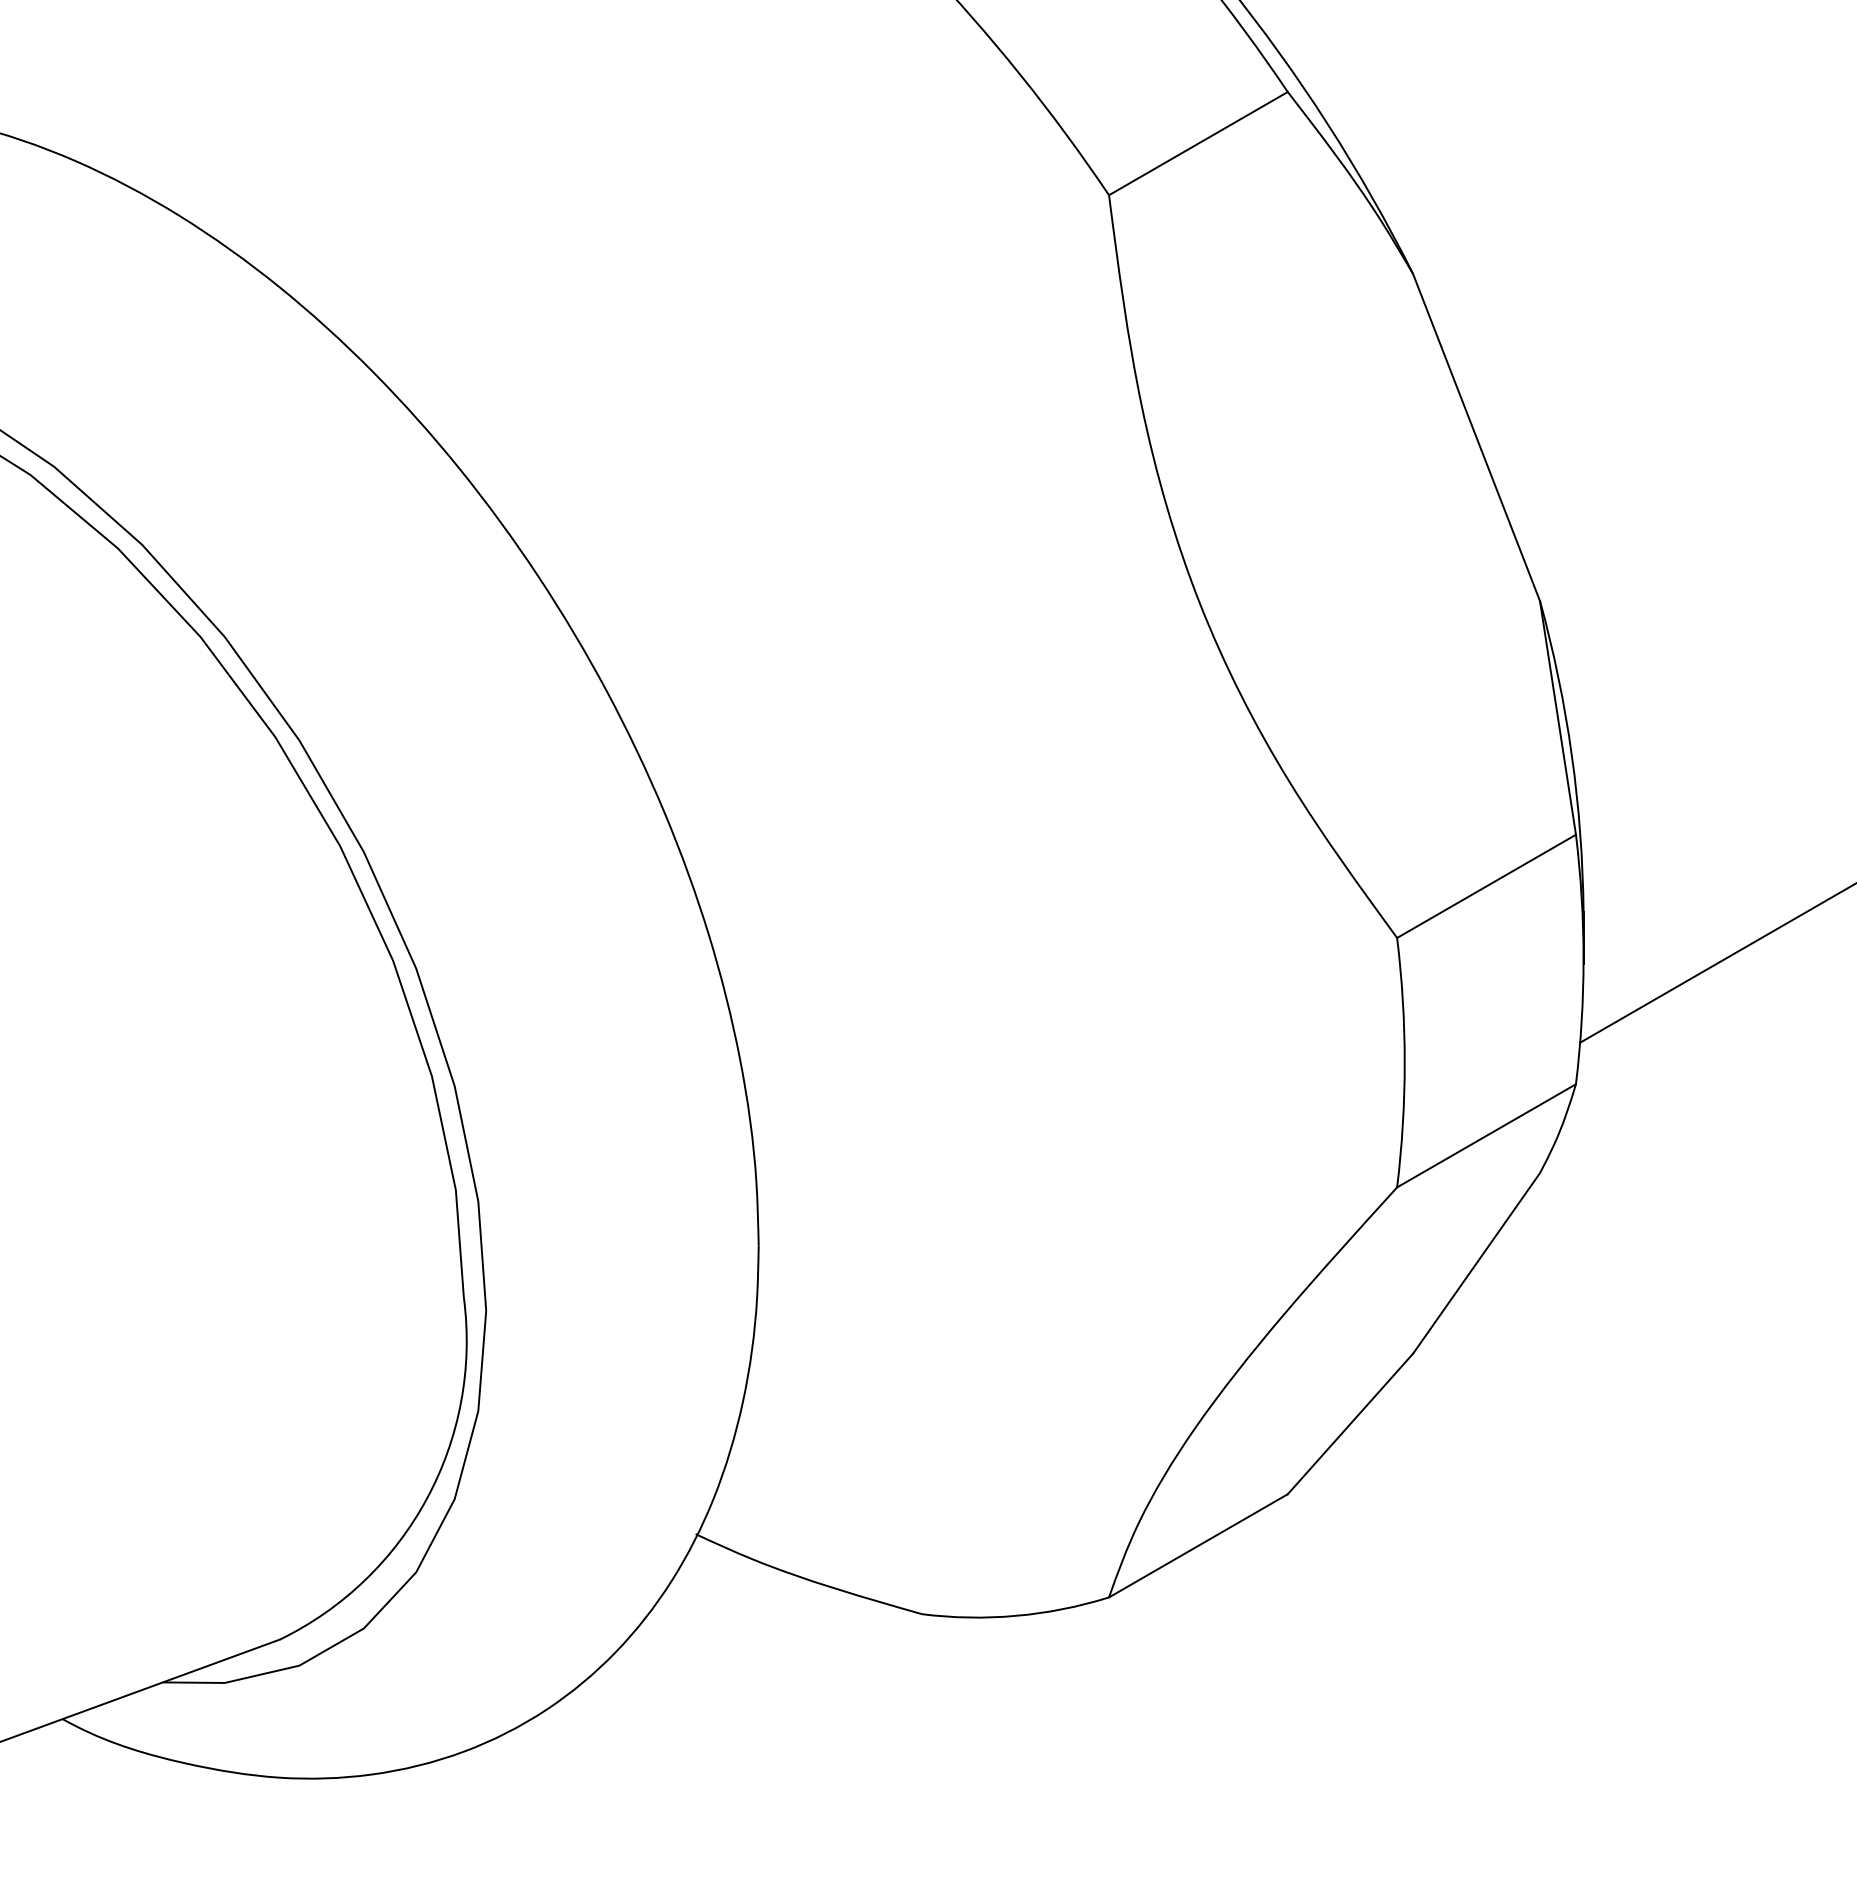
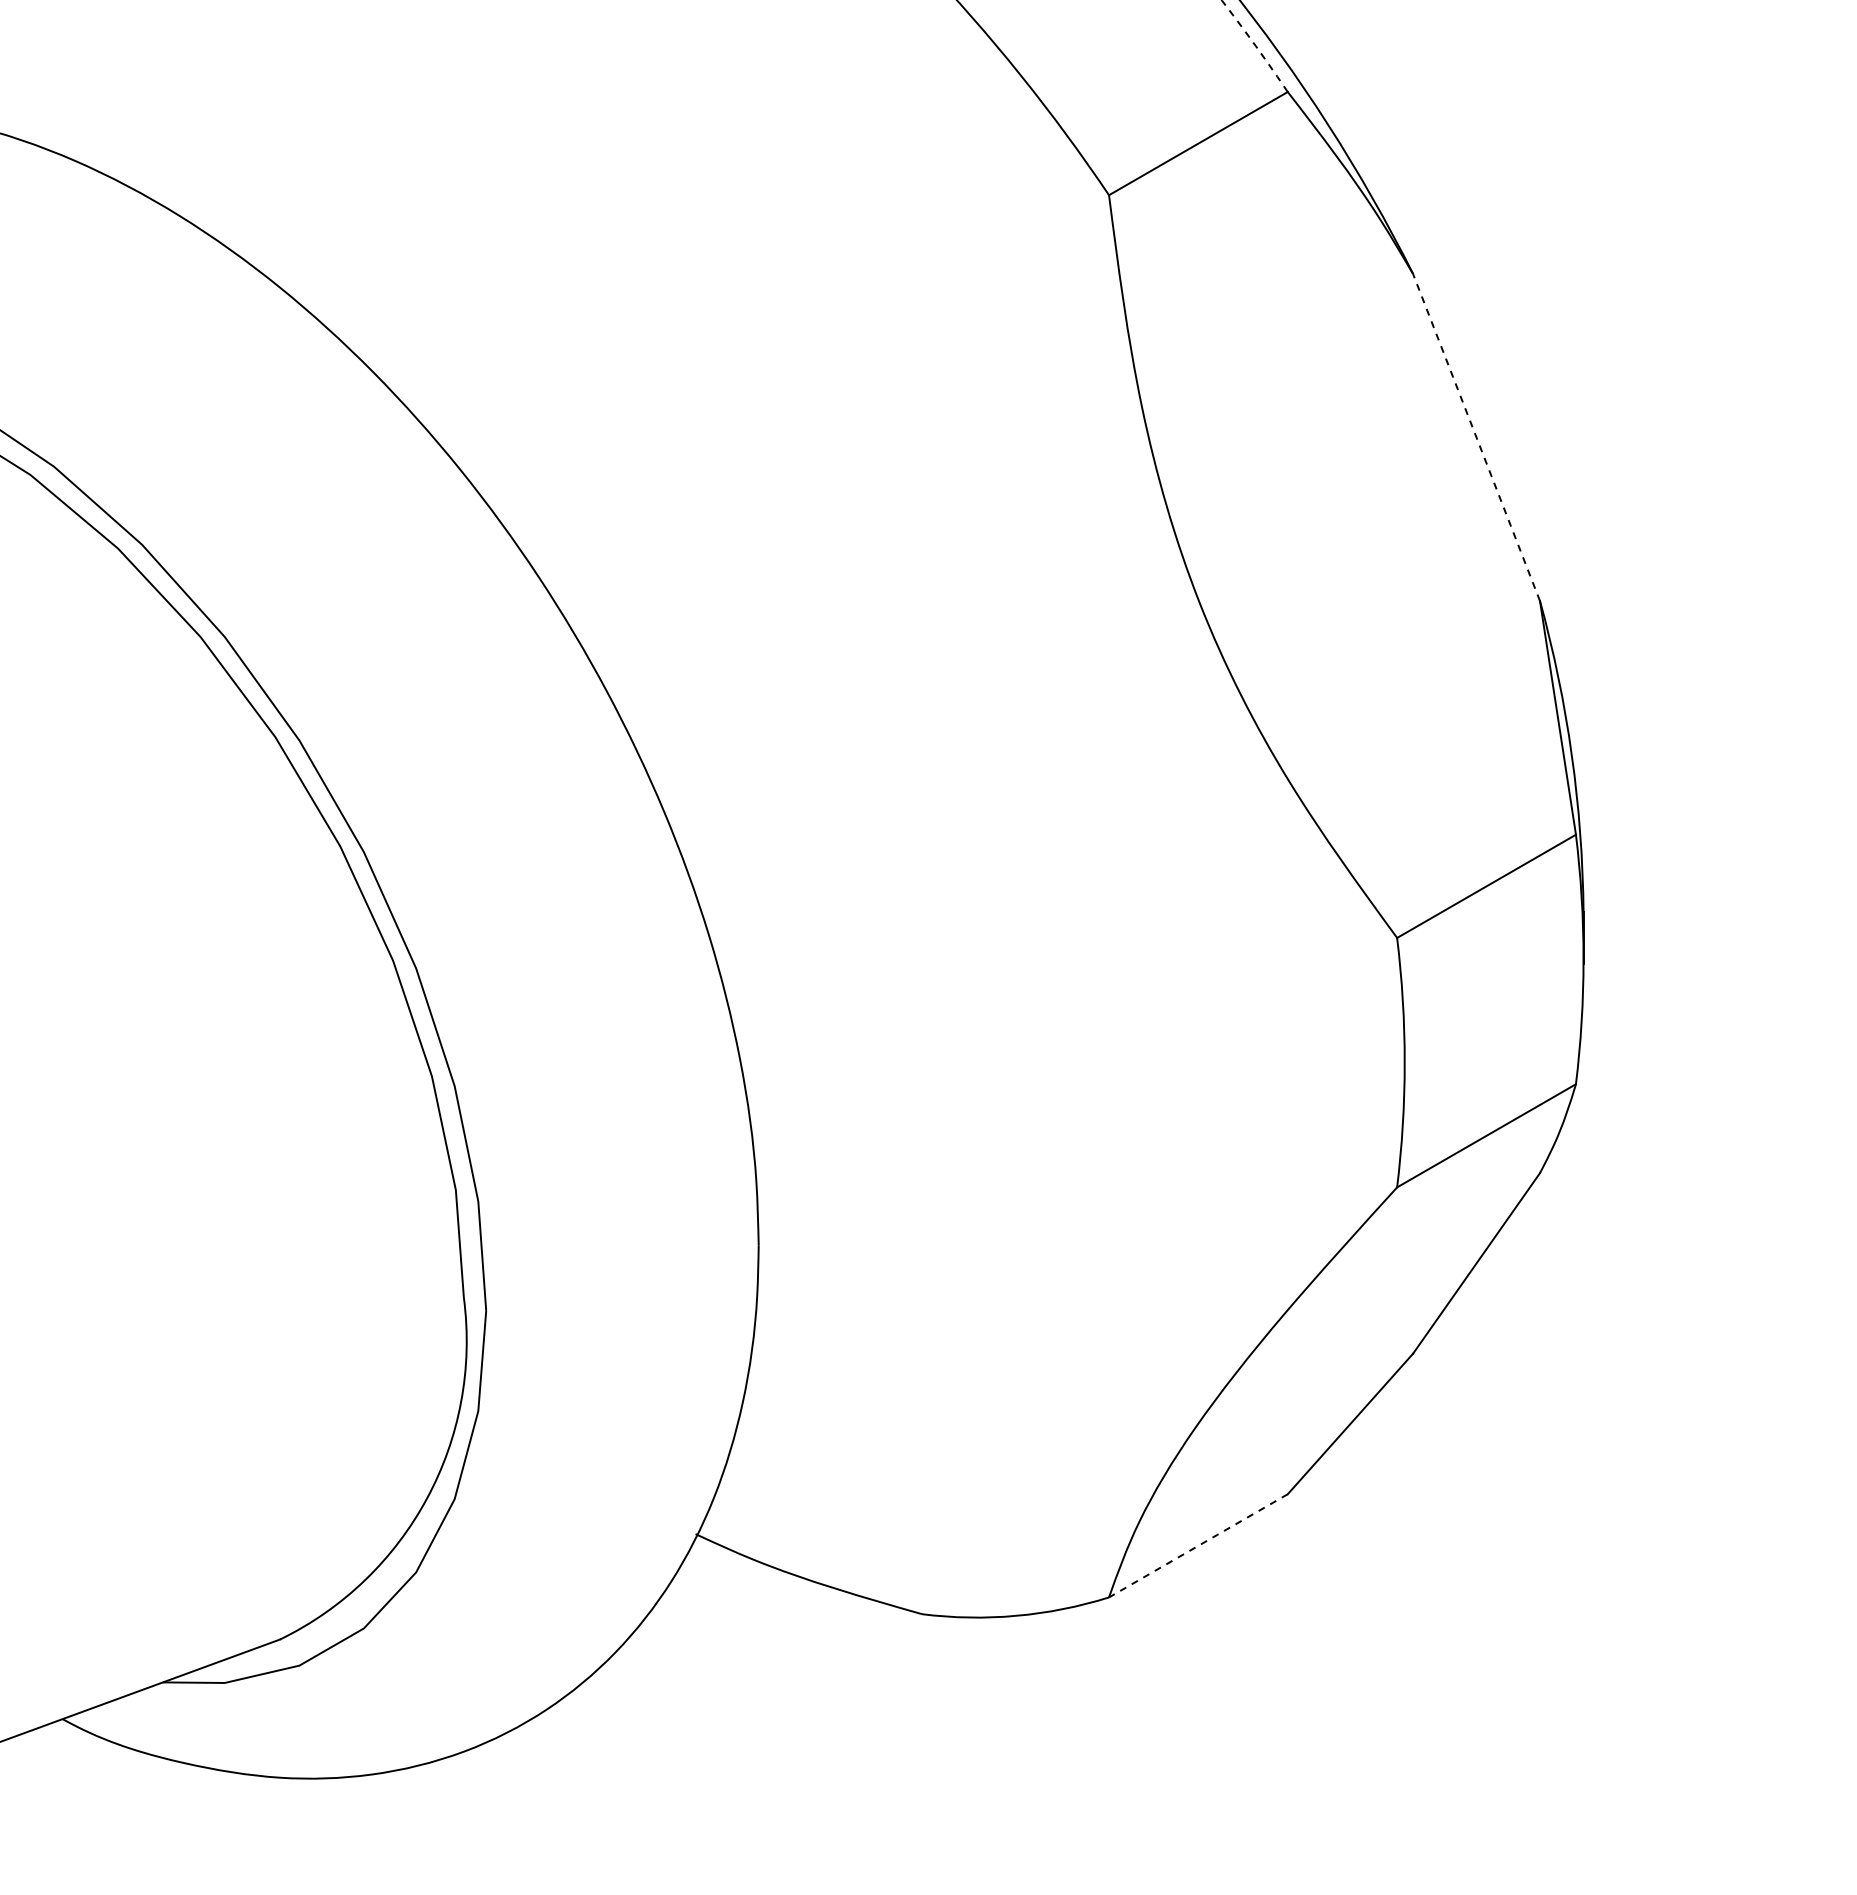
arc: solid -> dashed (1255, 45)
line: solid -> dashed (1476, 437)
line: present -> none (1716, 963)
line: solid -> dashed (1197, 1546)
